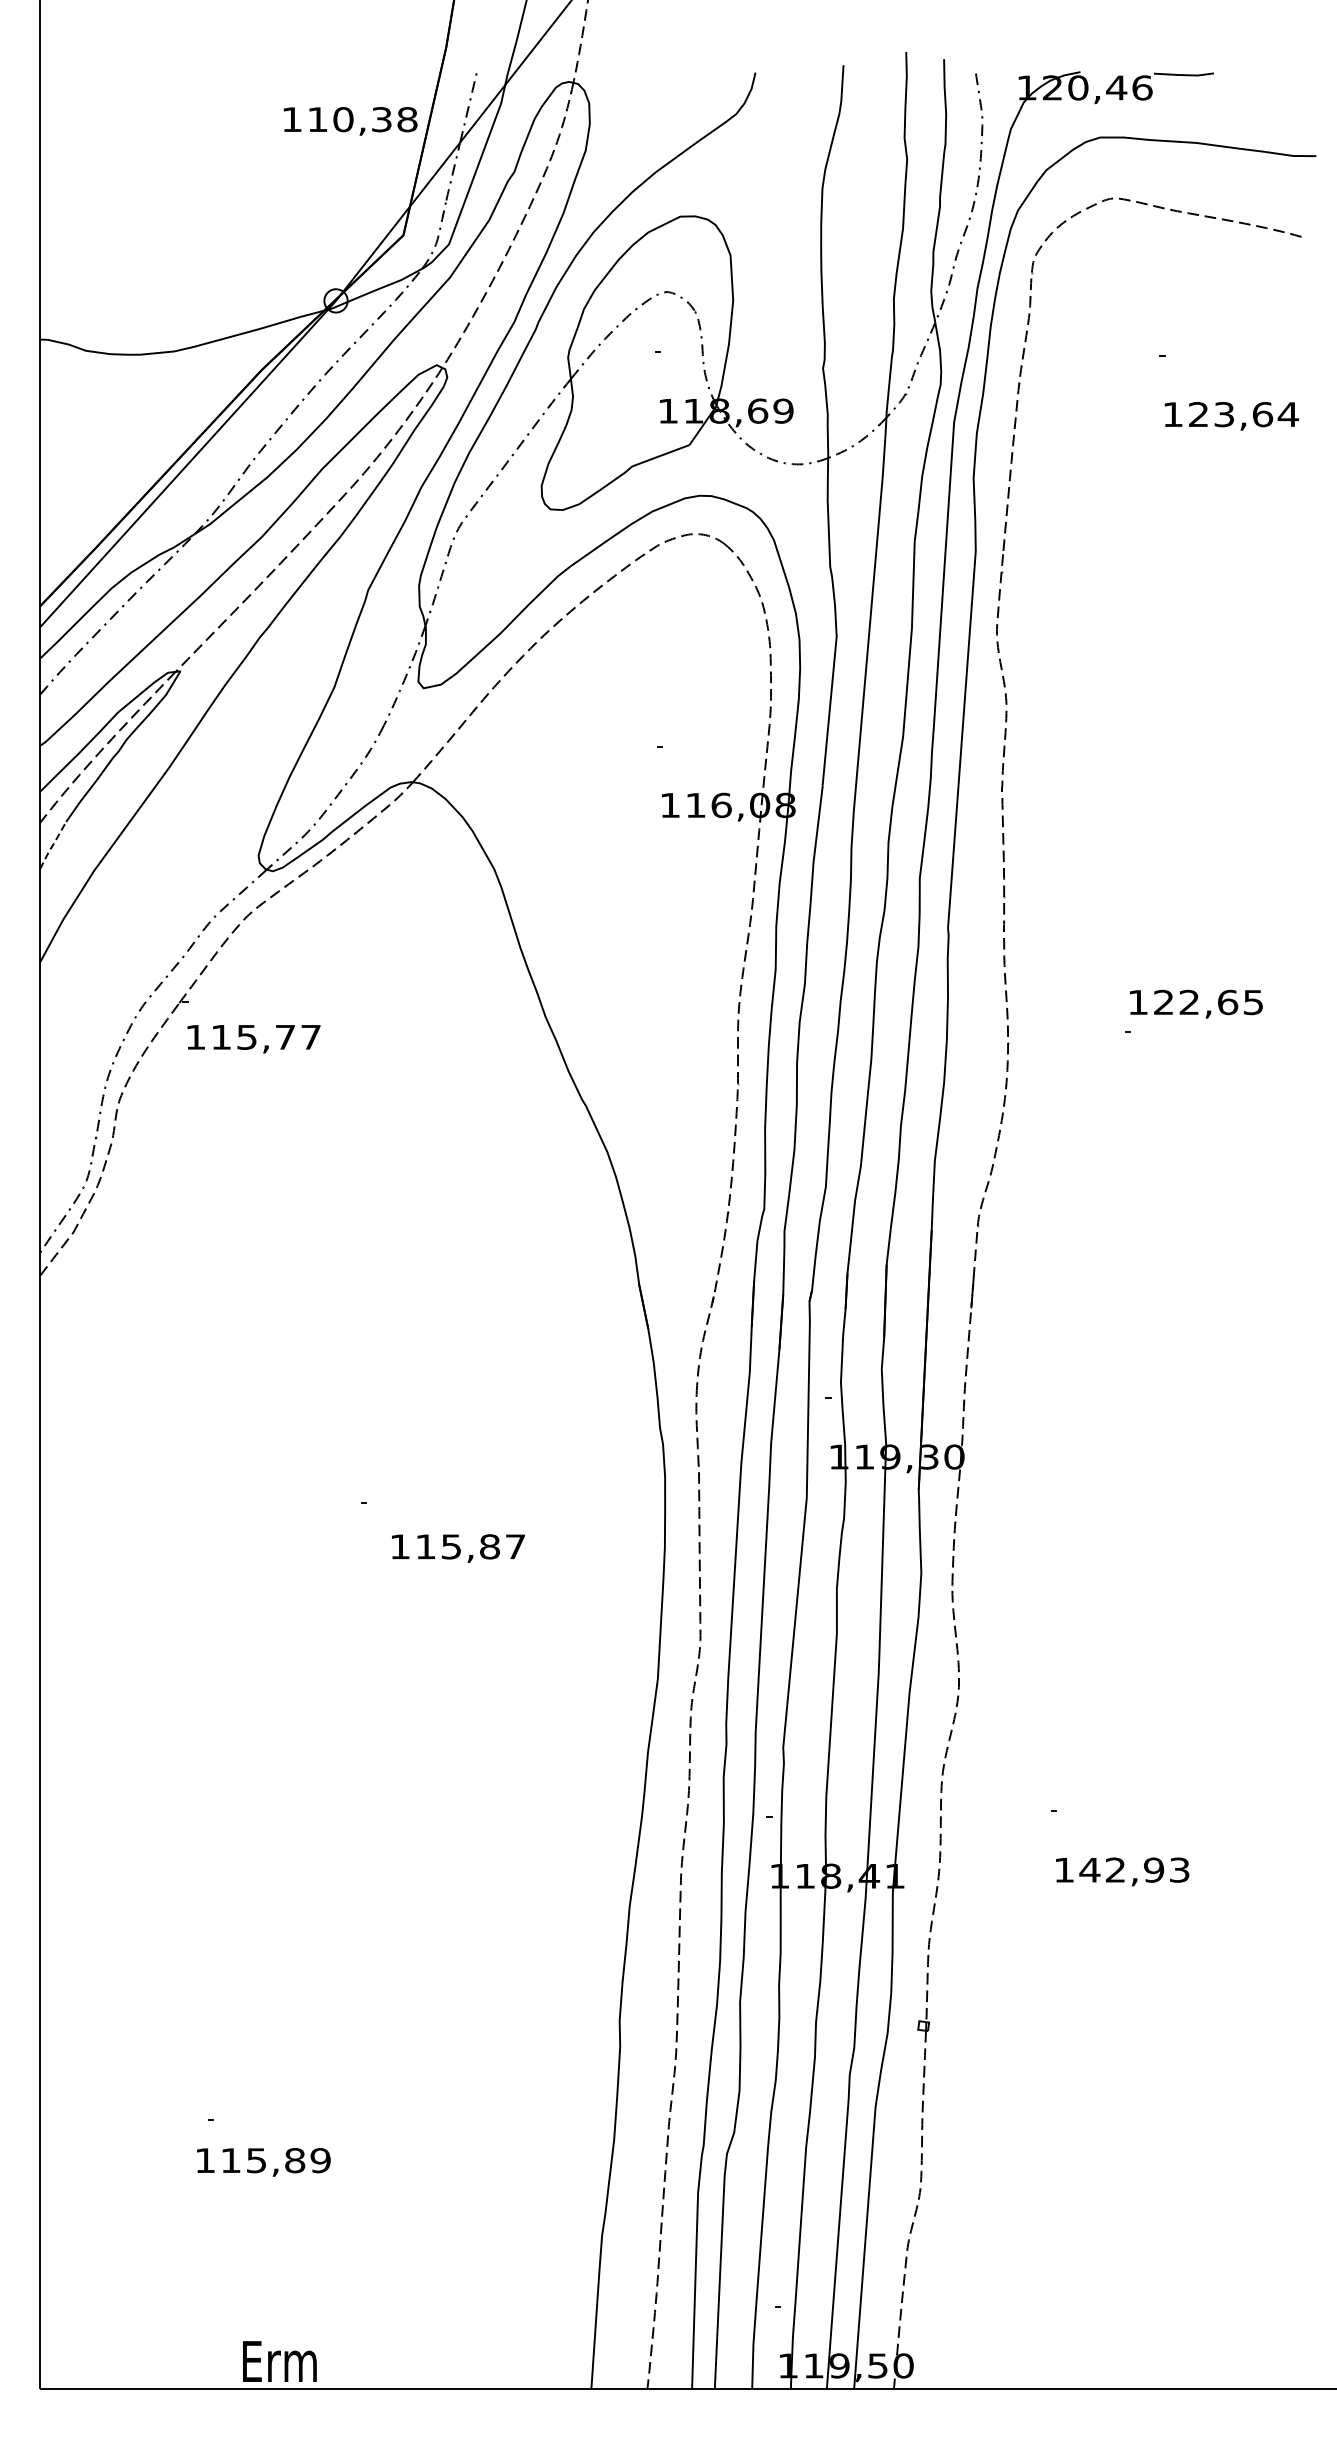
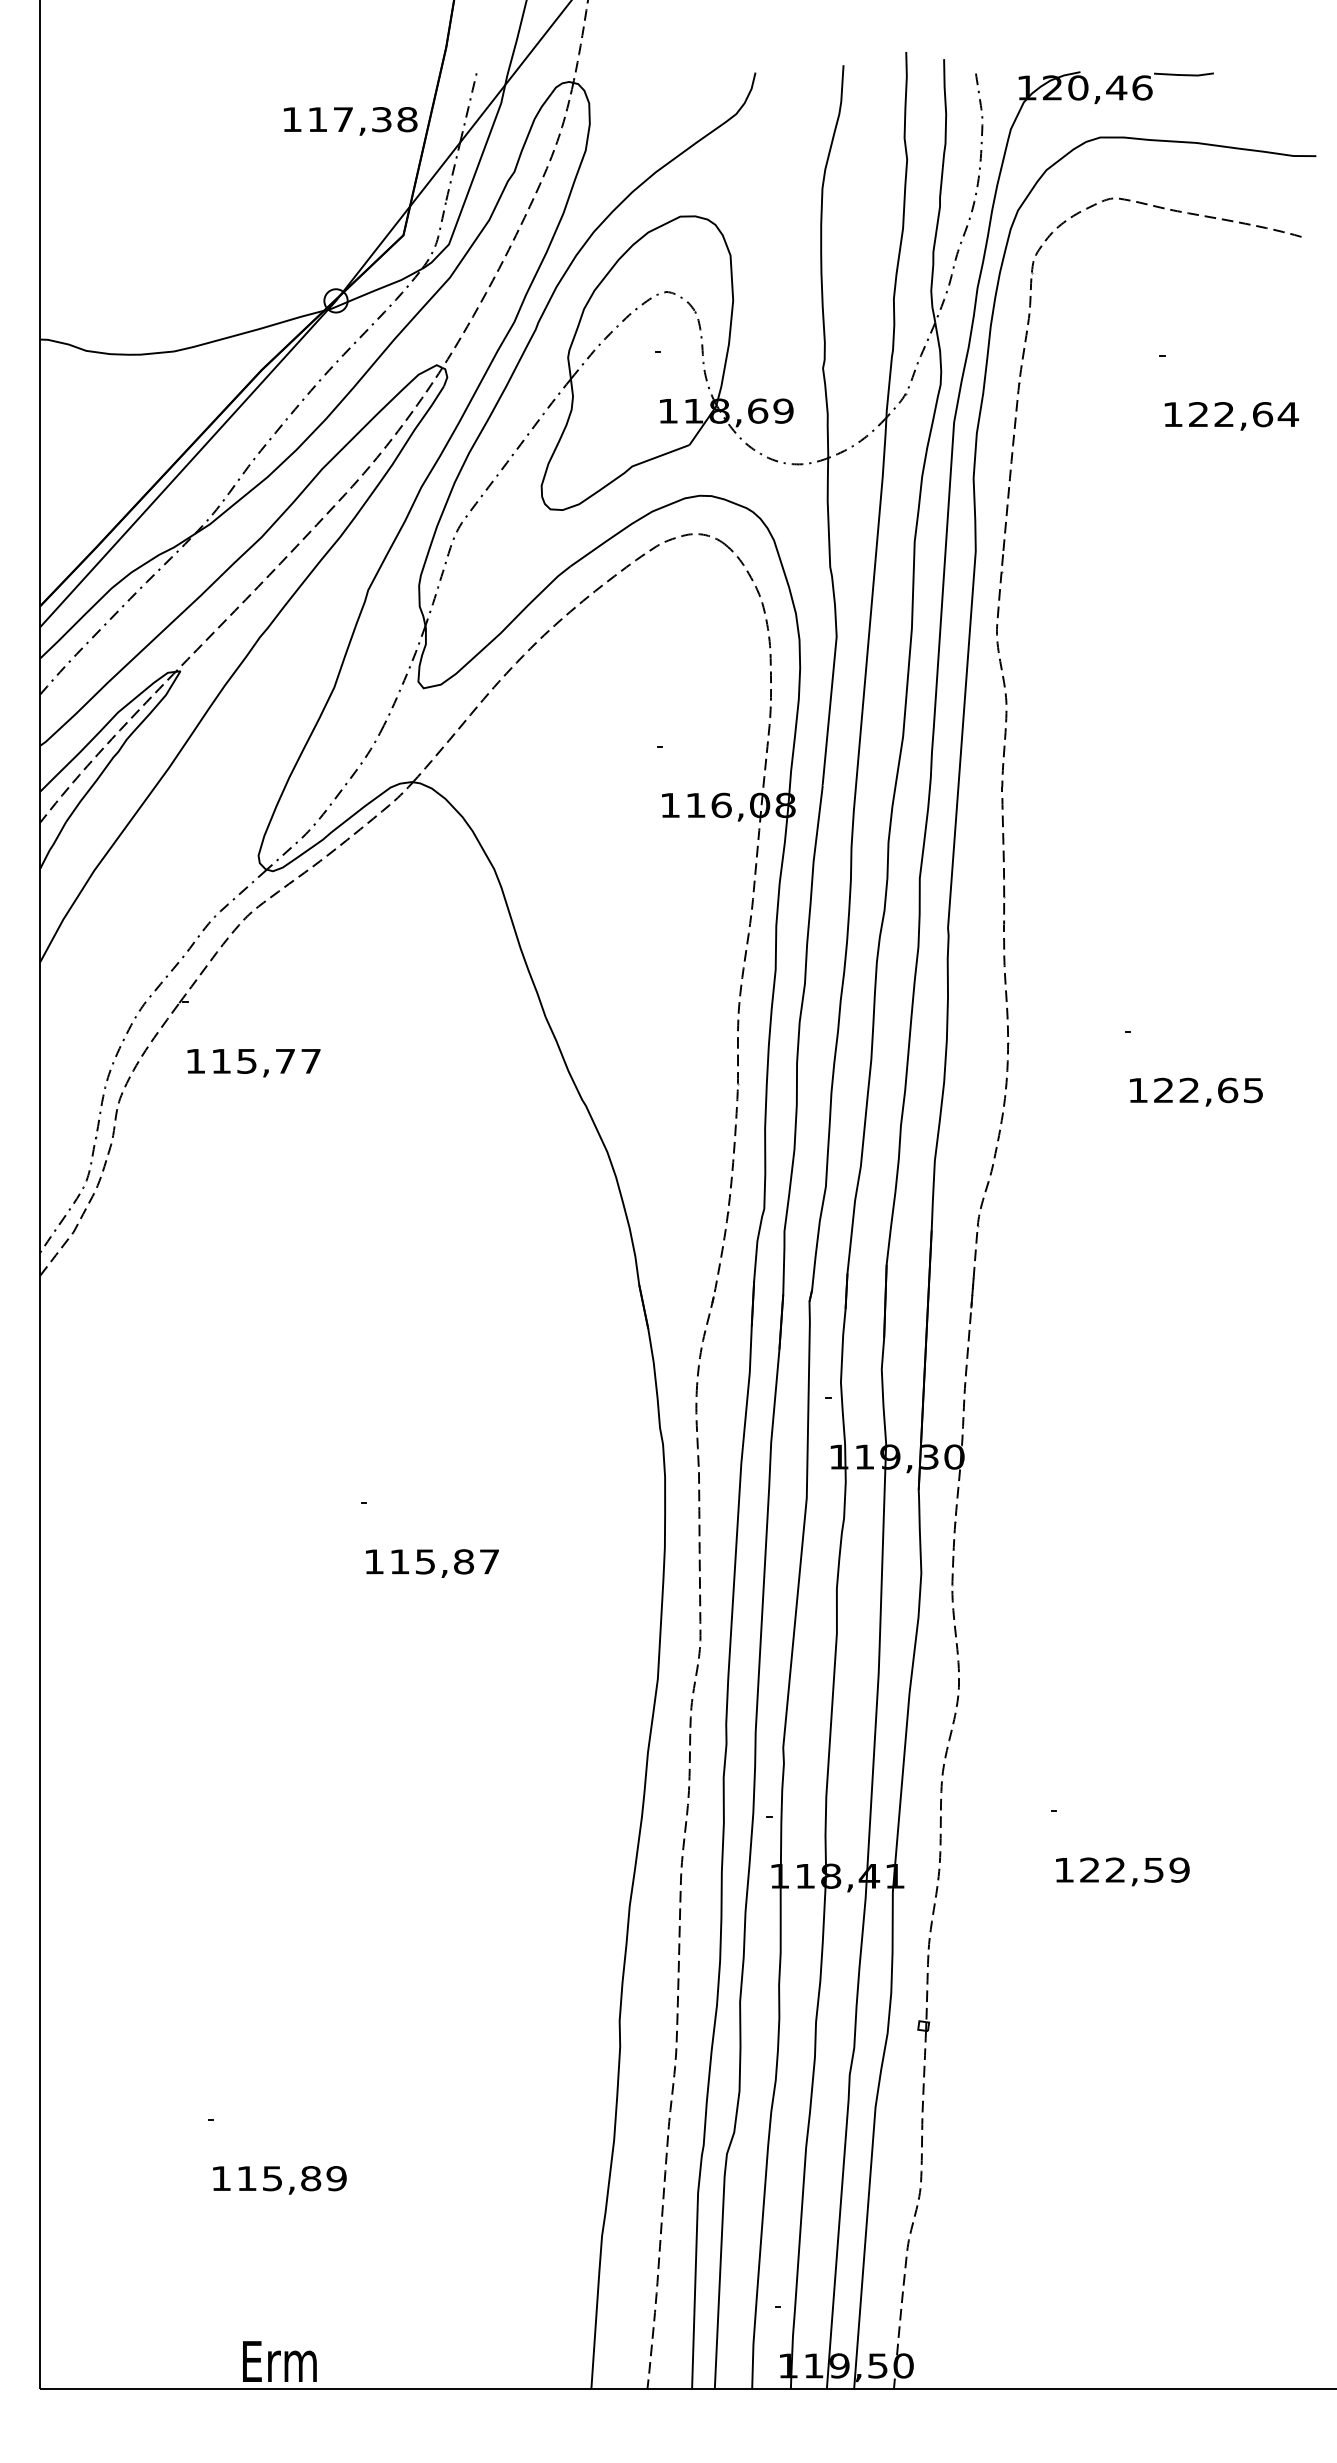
text: 110,38 -> 117,38 (343, 119)
text: 123,64 -> 122,64 (1223, 414)
line: dashed -> solid (53, 845)
text position: (1196, 1003) -> (1196, 1091) (1196, 1091)
text position: (253, 1039) -> (253, 1063) (253, 1063)
text position: (458, 1548) -> (432, 1563) (432, 1563)
text: 142,93 -> 122,59 (1134, 1869)
text position: (263, 2162) -> (279, 2180) (279, 2180)
